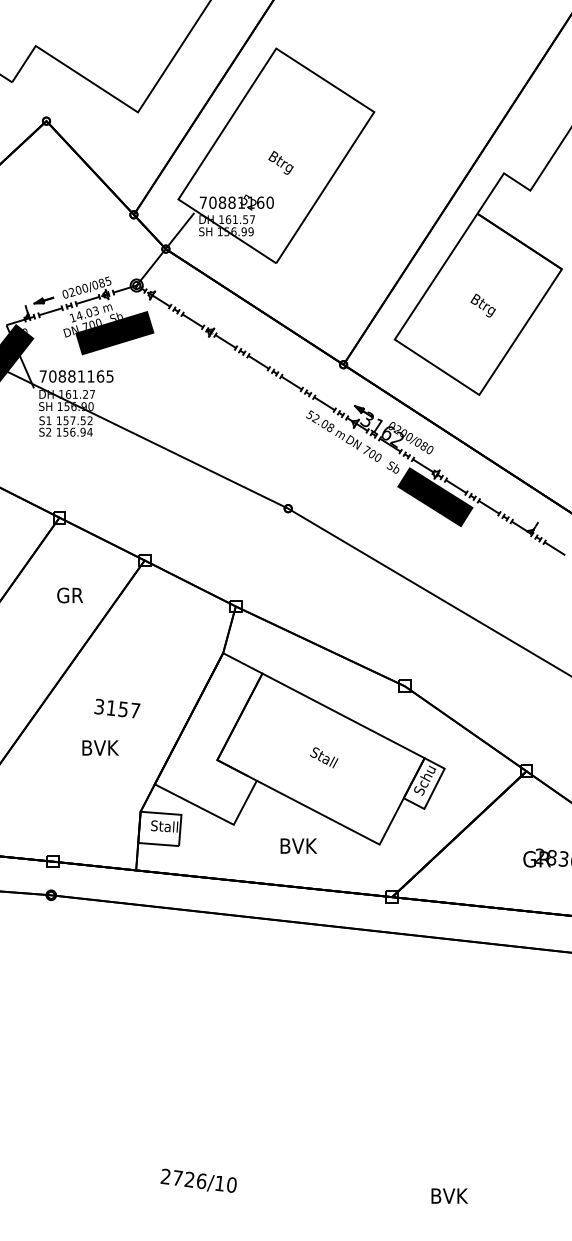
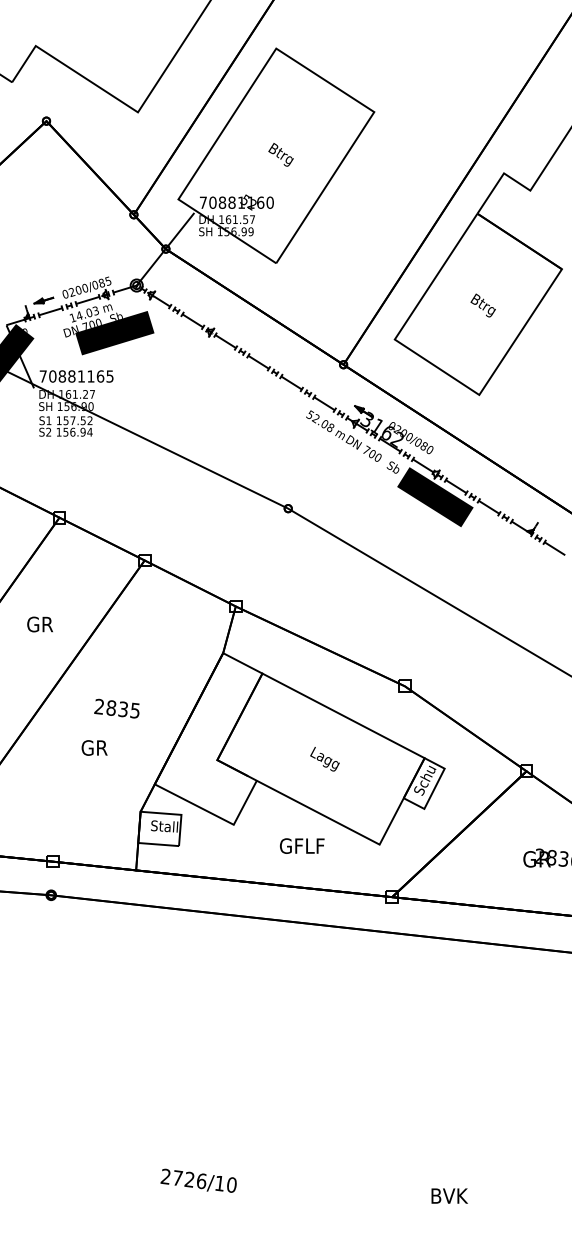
text position: (280, 162) -> (280, 154) (280, 154)
text position: (69, 595) -> (39, 624) (39, 624)
text: 3157 -> 2835 (117, 708)
text: BVK -> GR (99, 747)
text: Stall -> Lagg (324, 759)
text: BVK -> GFLF (301, 845)
